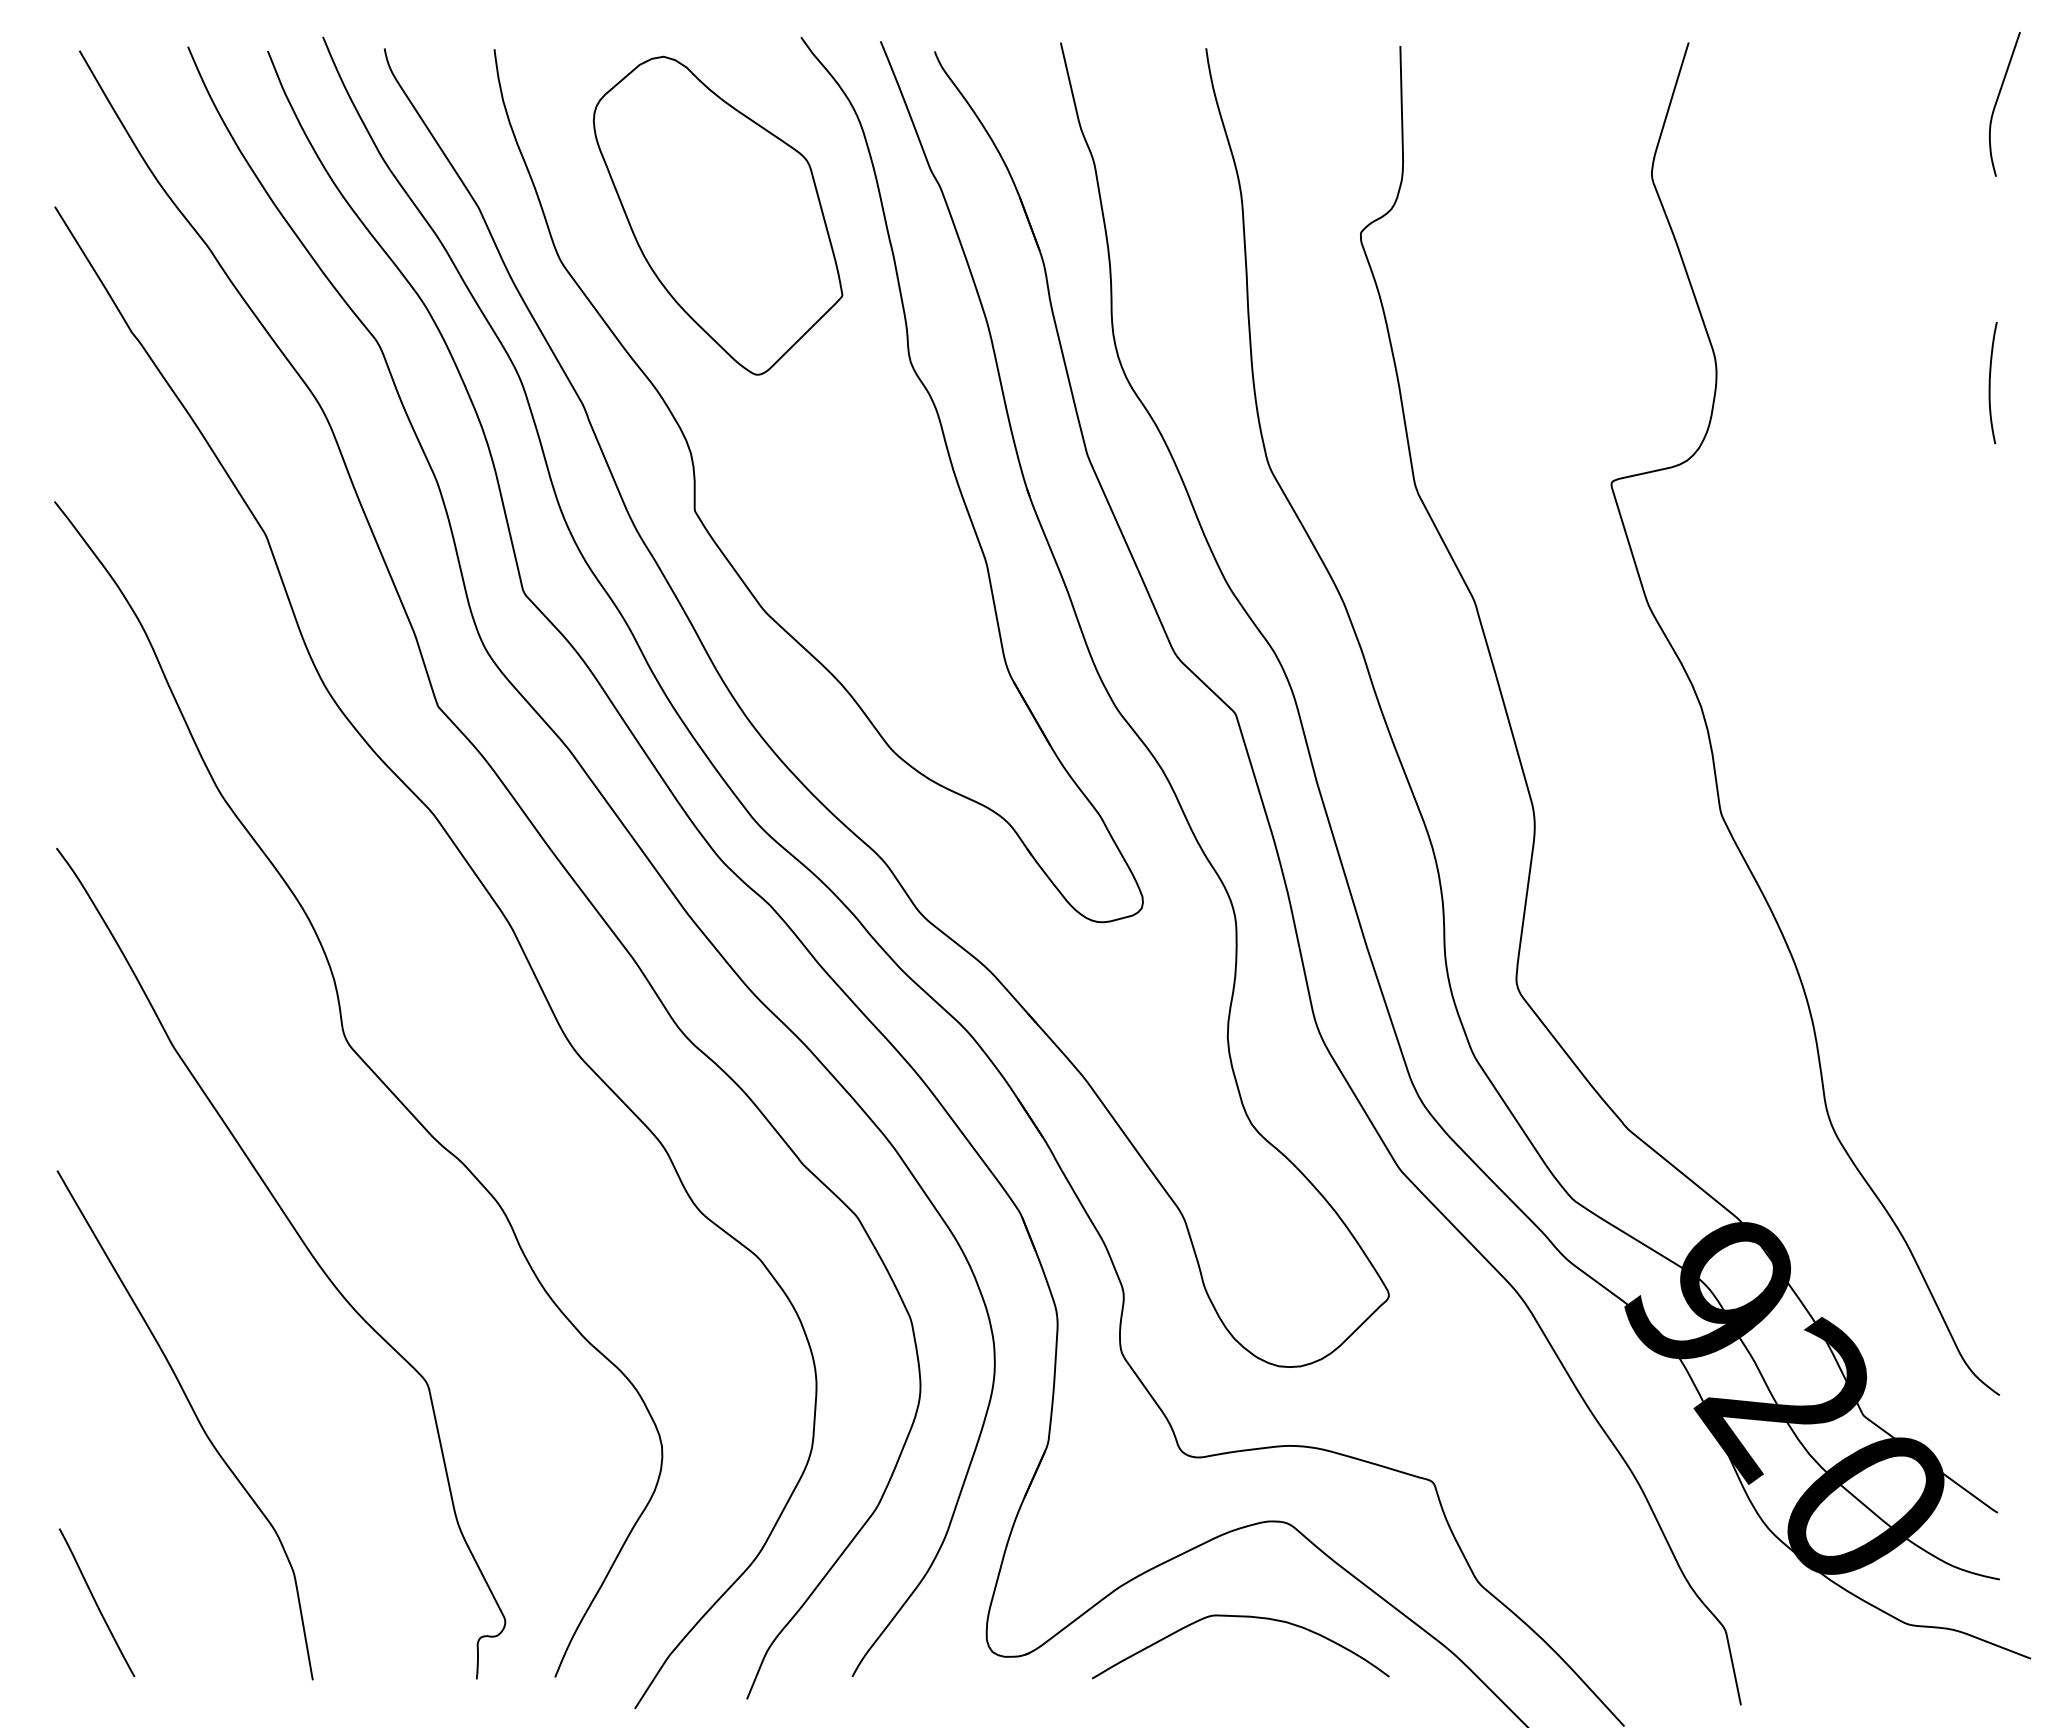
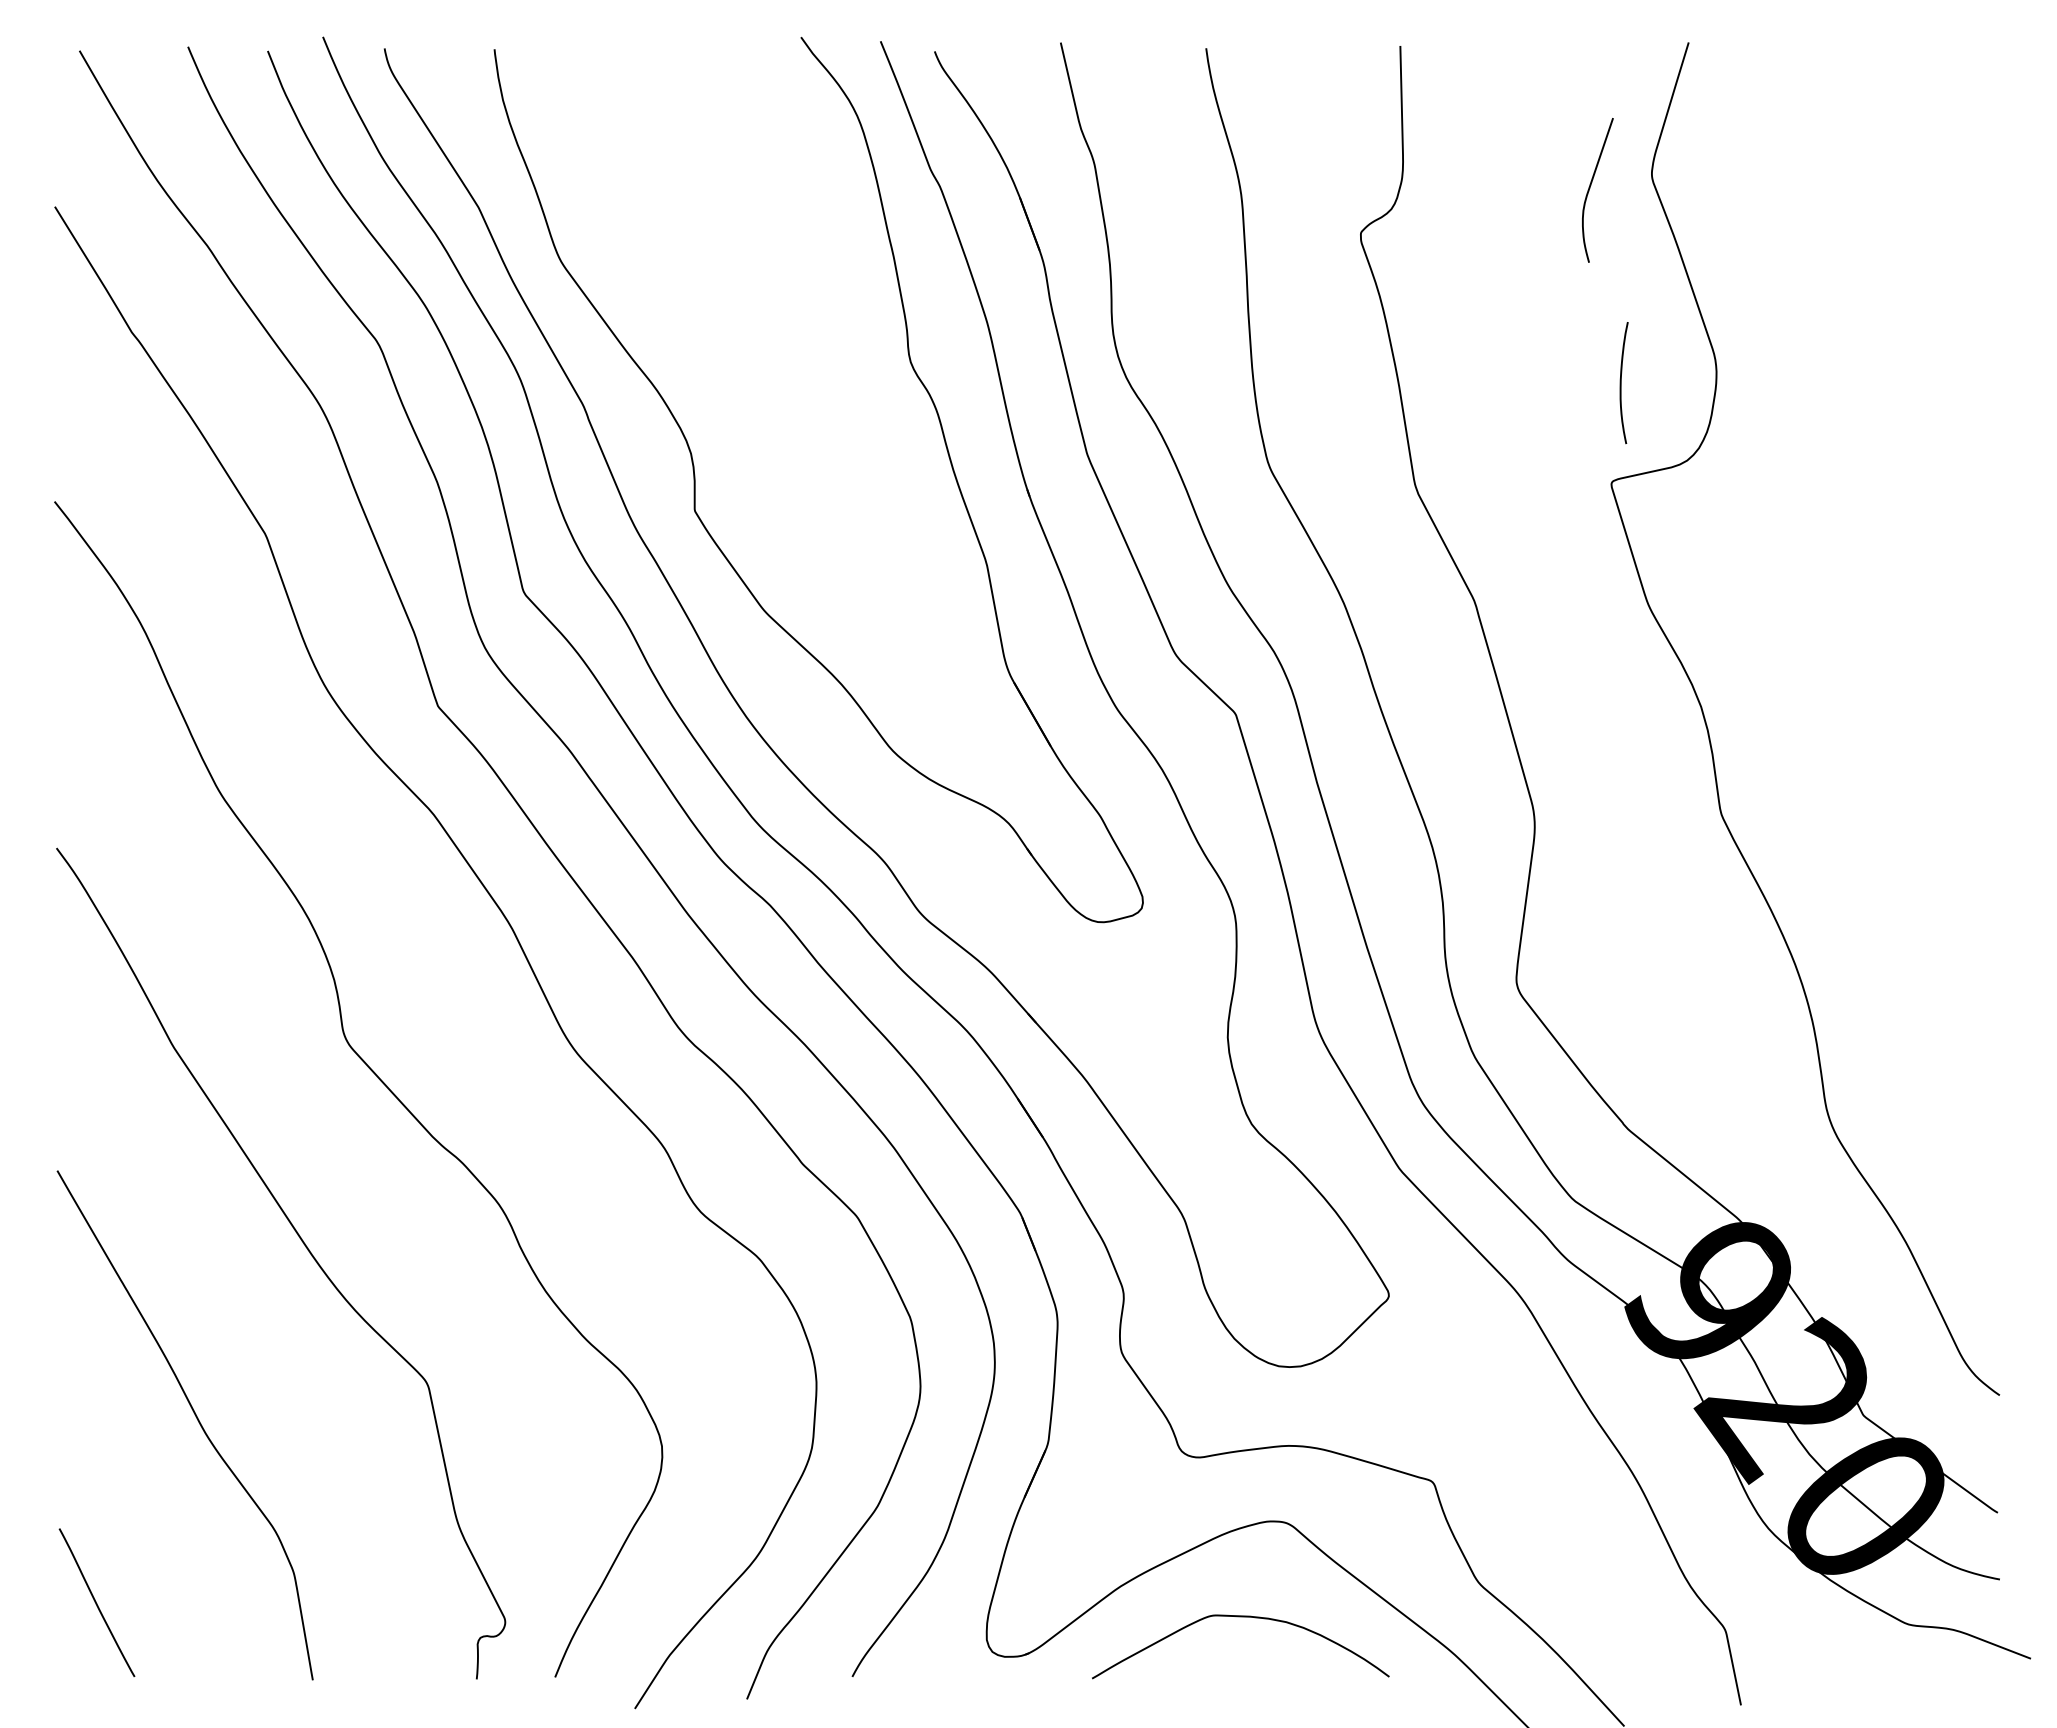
curve position: (1997, 102) -> (1590, 188) (1590, 188)
part: present -> none (717, 215)
curve position: (1990, 383) -> (1621, 383) (1621, 383)
